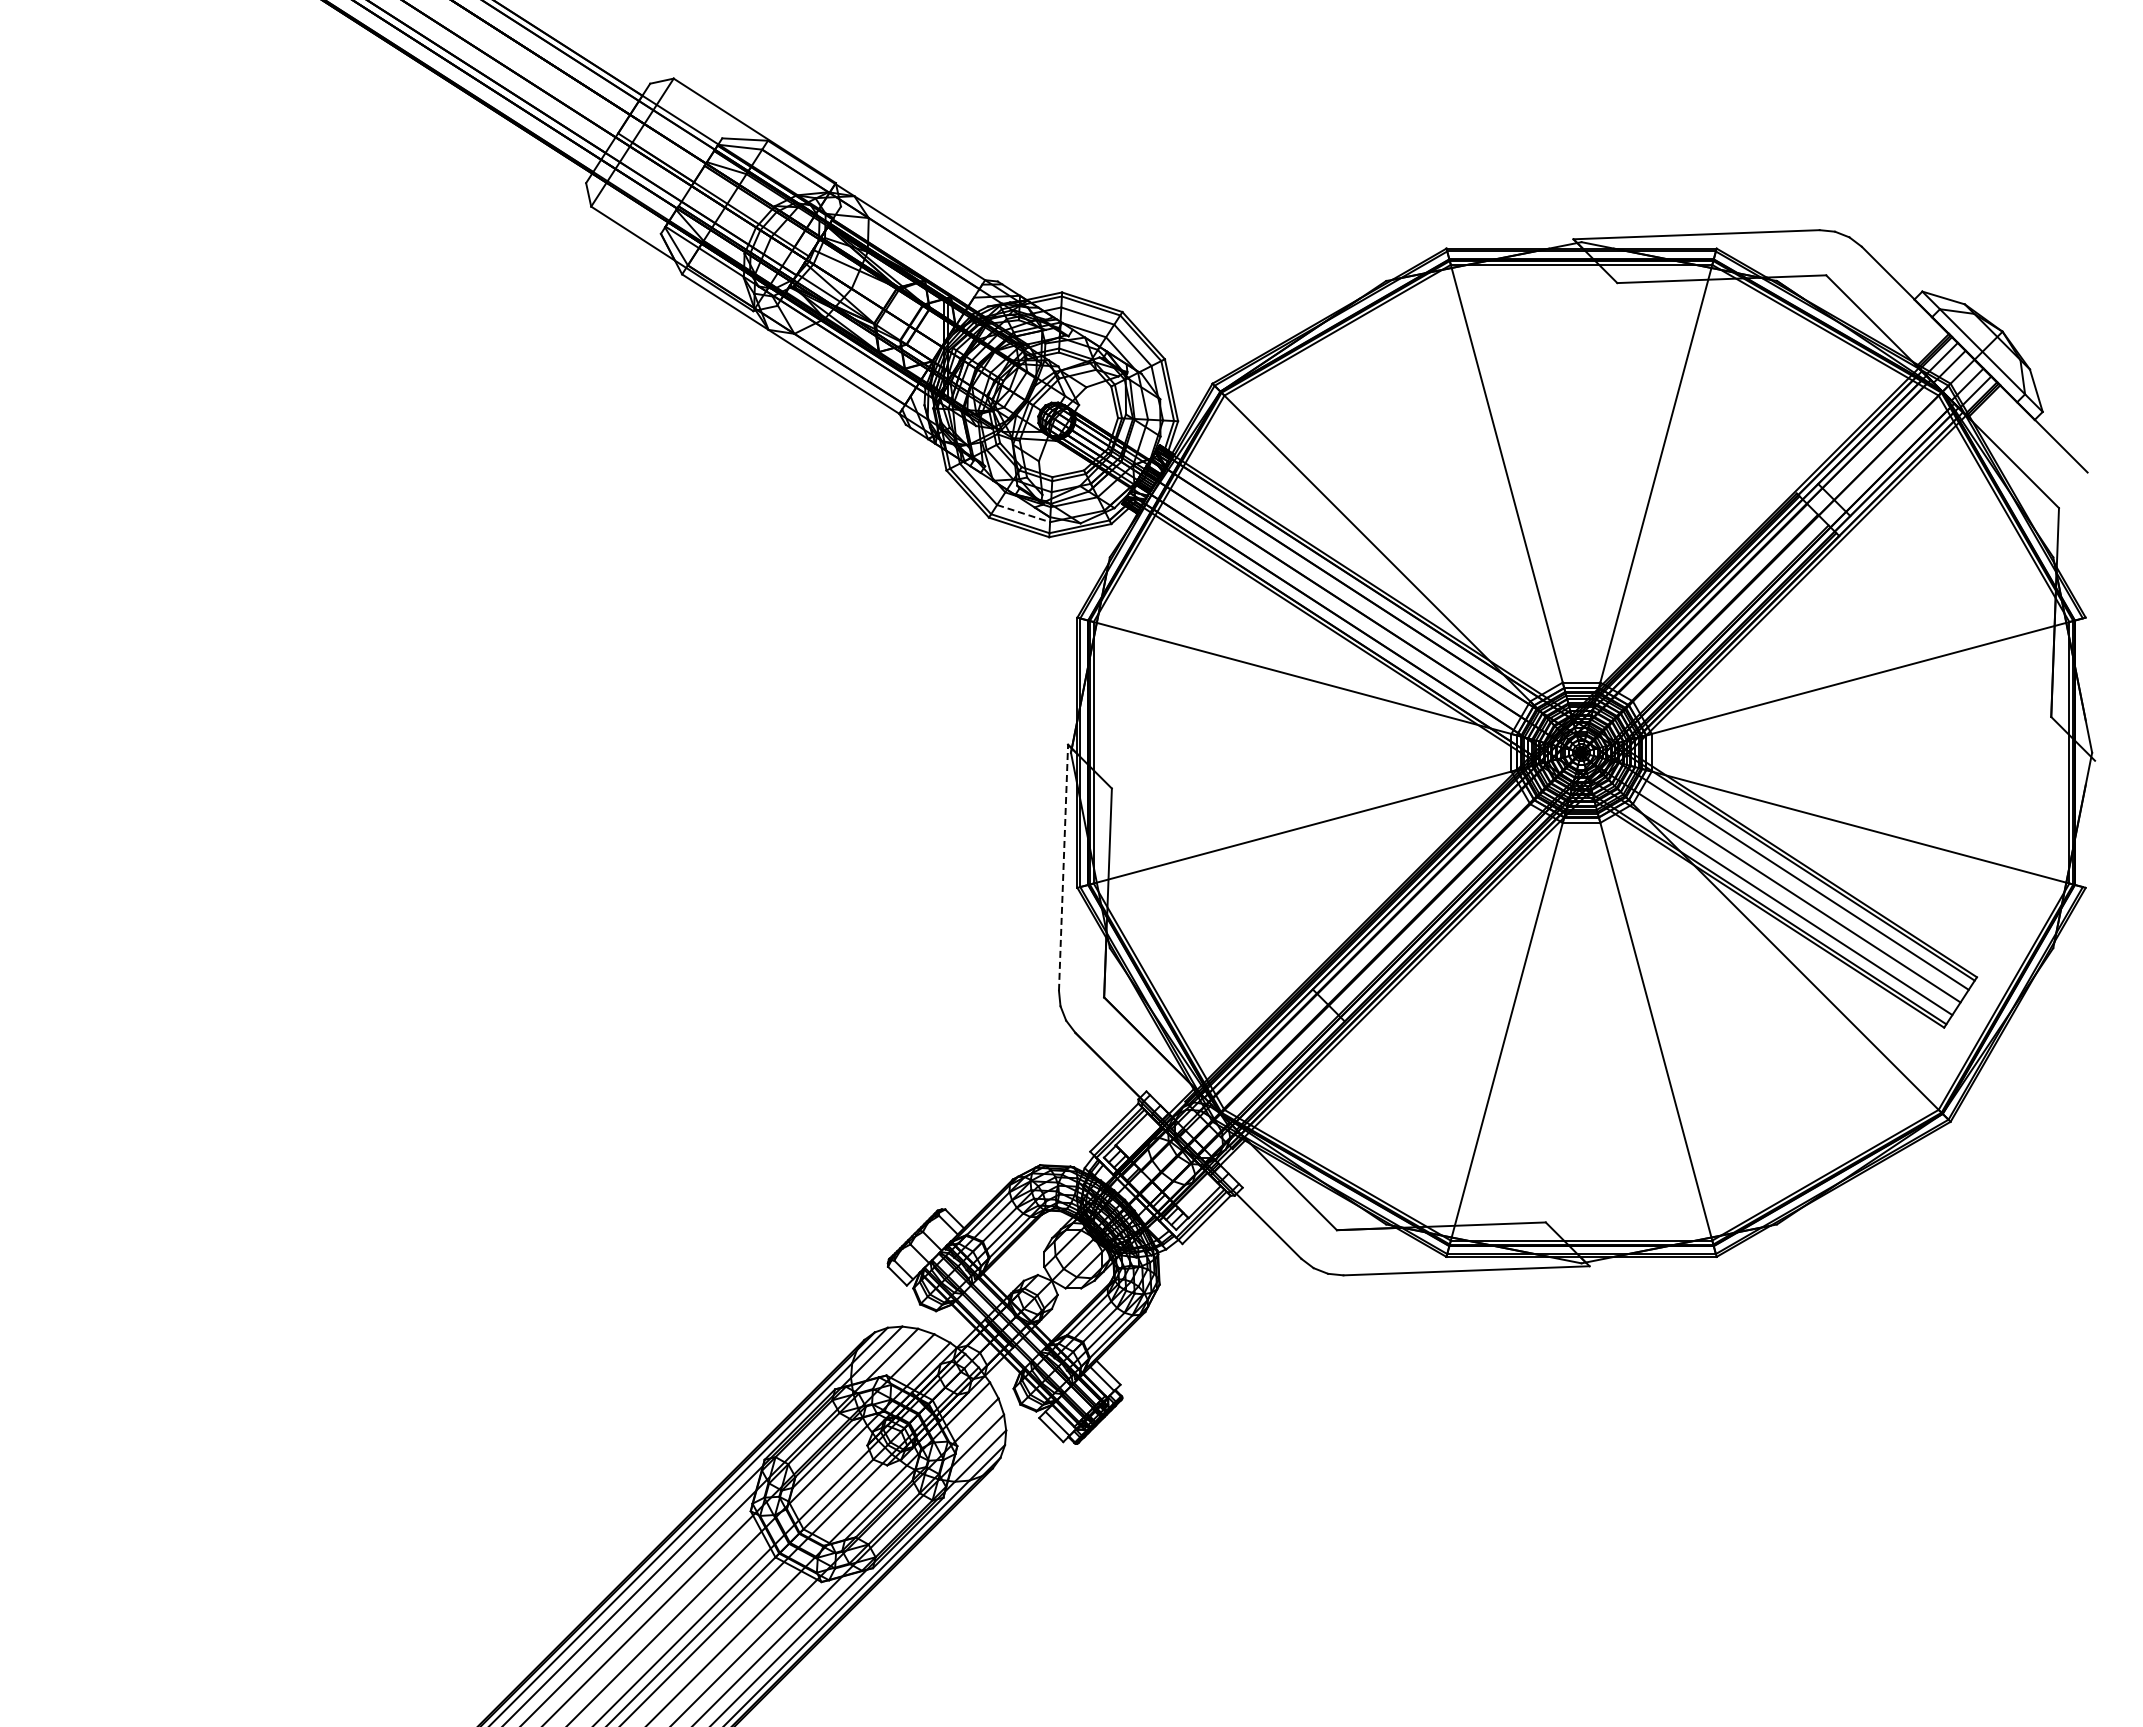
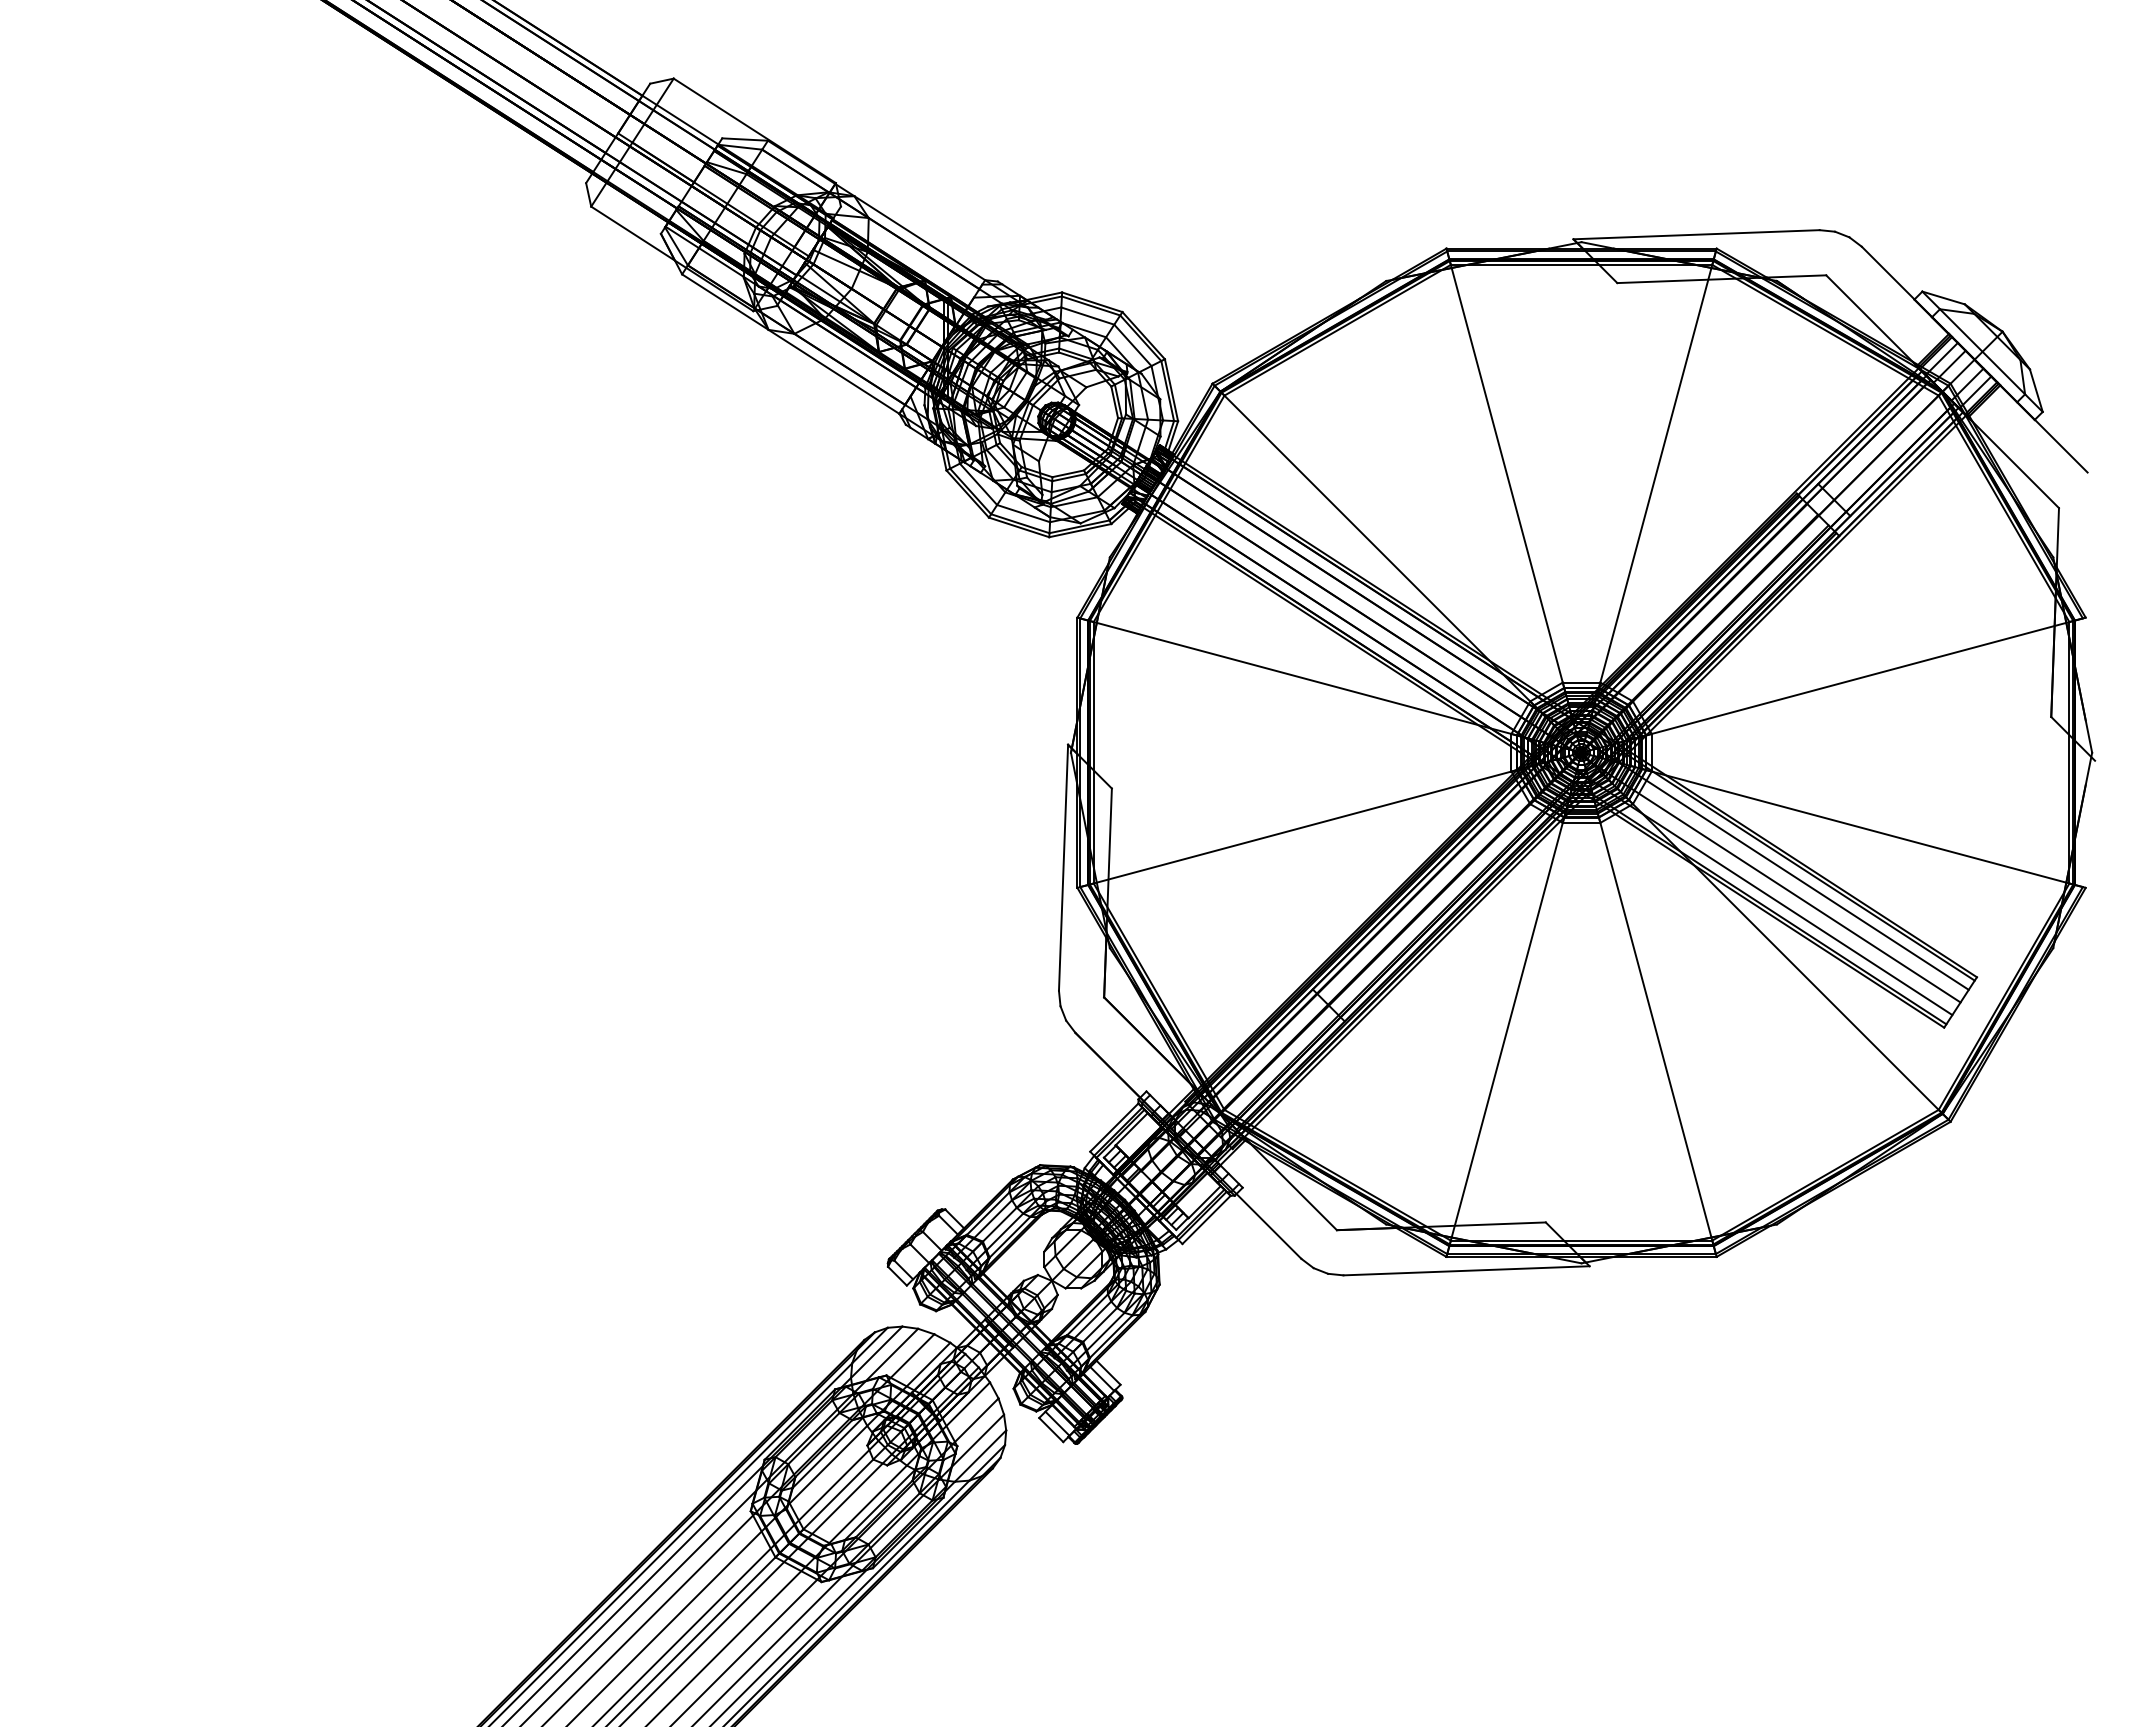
line: dashed -> solid (1023, 513)
line: dashed -> solid (1063, 867)
